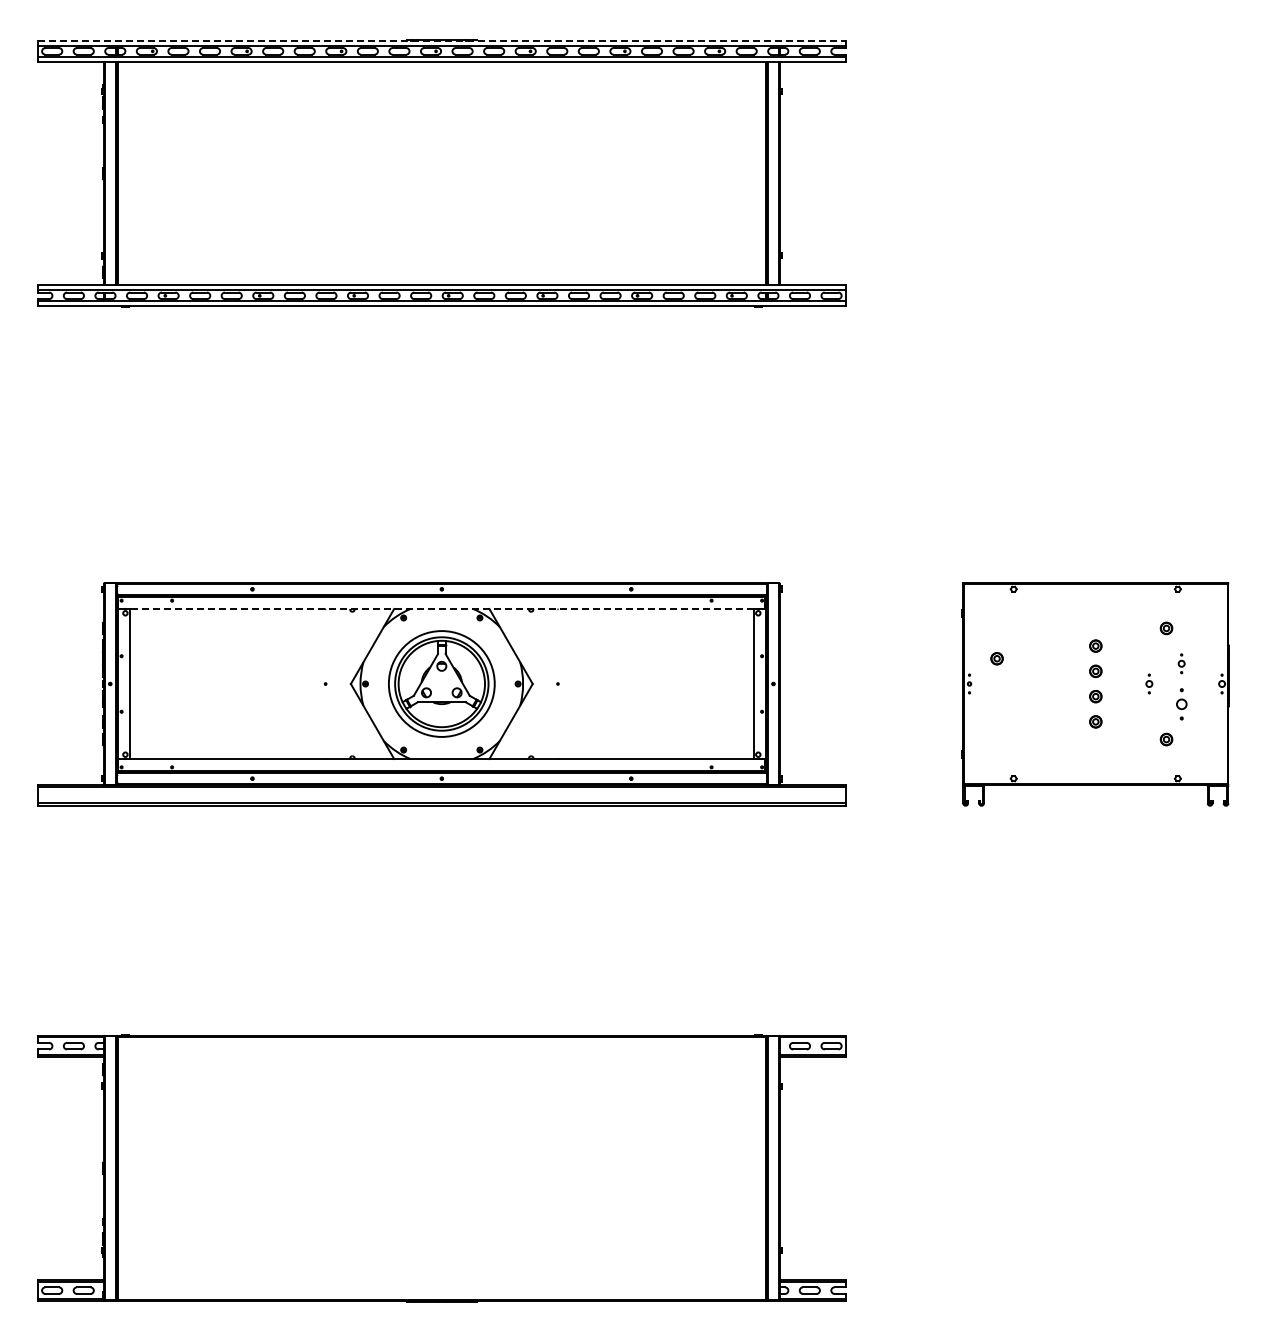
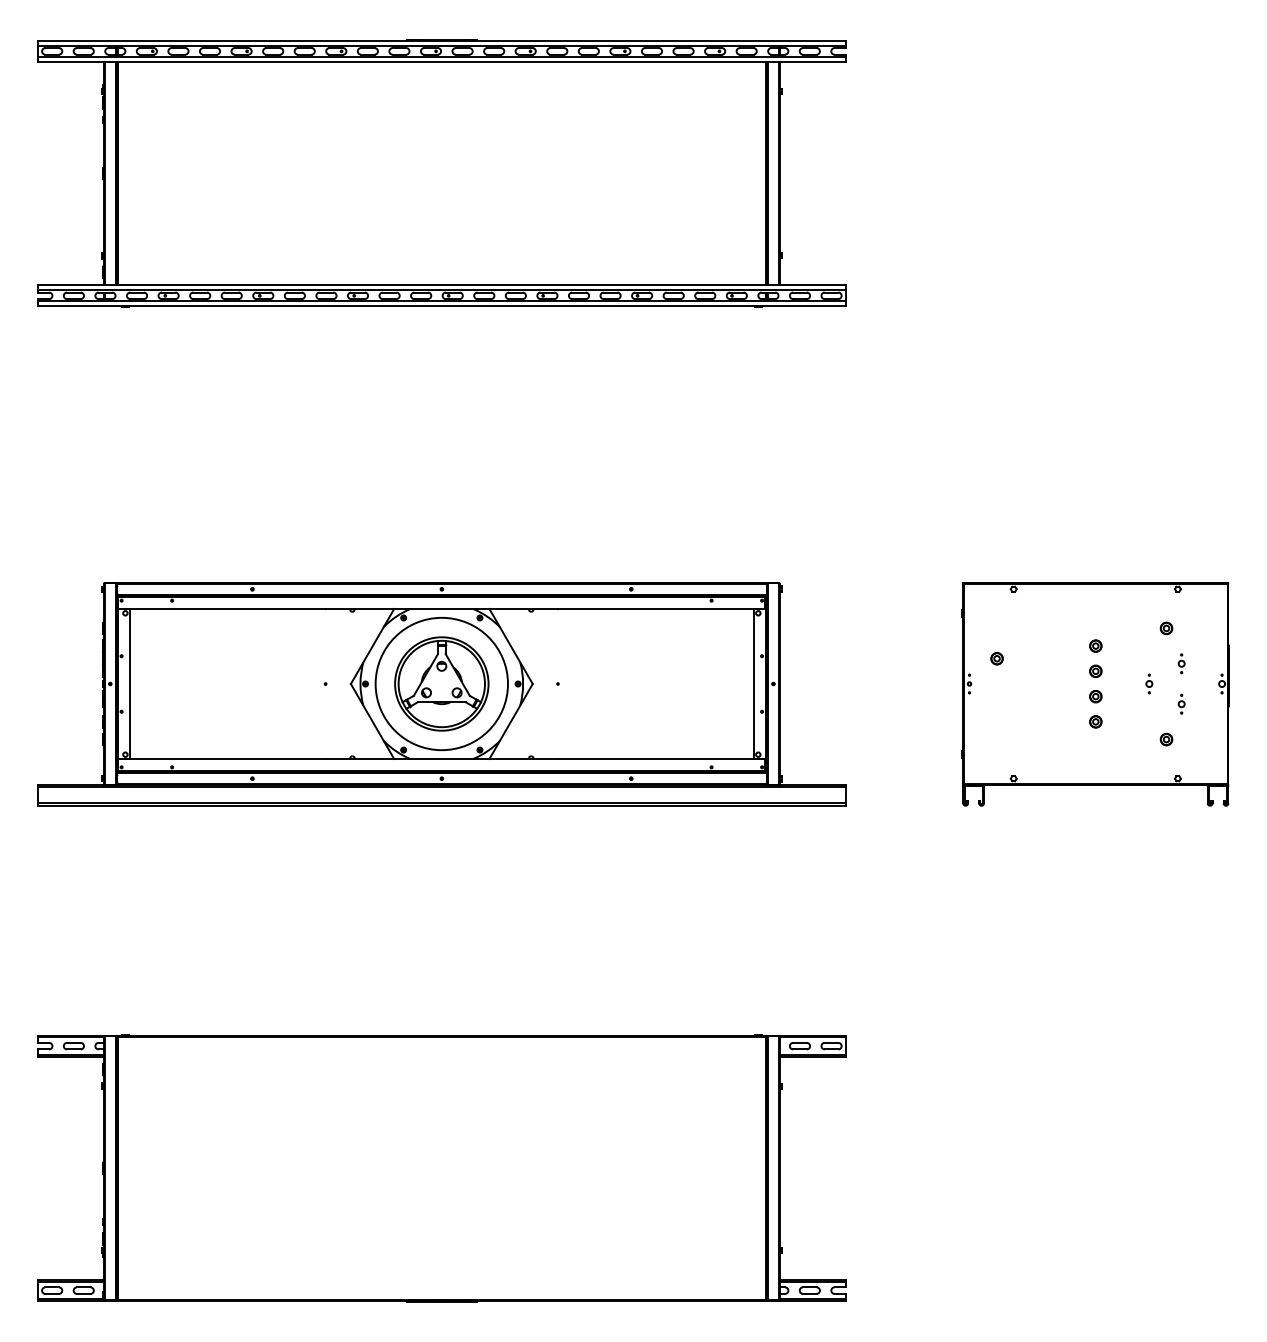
line: dashed -> solid (442, 41)
line: dashed -> solid (441, 609)
circle diameter: 106 px -> 132 px (441, 683)
part size: 12x33 px -> 9x22 px (1181, 703)
